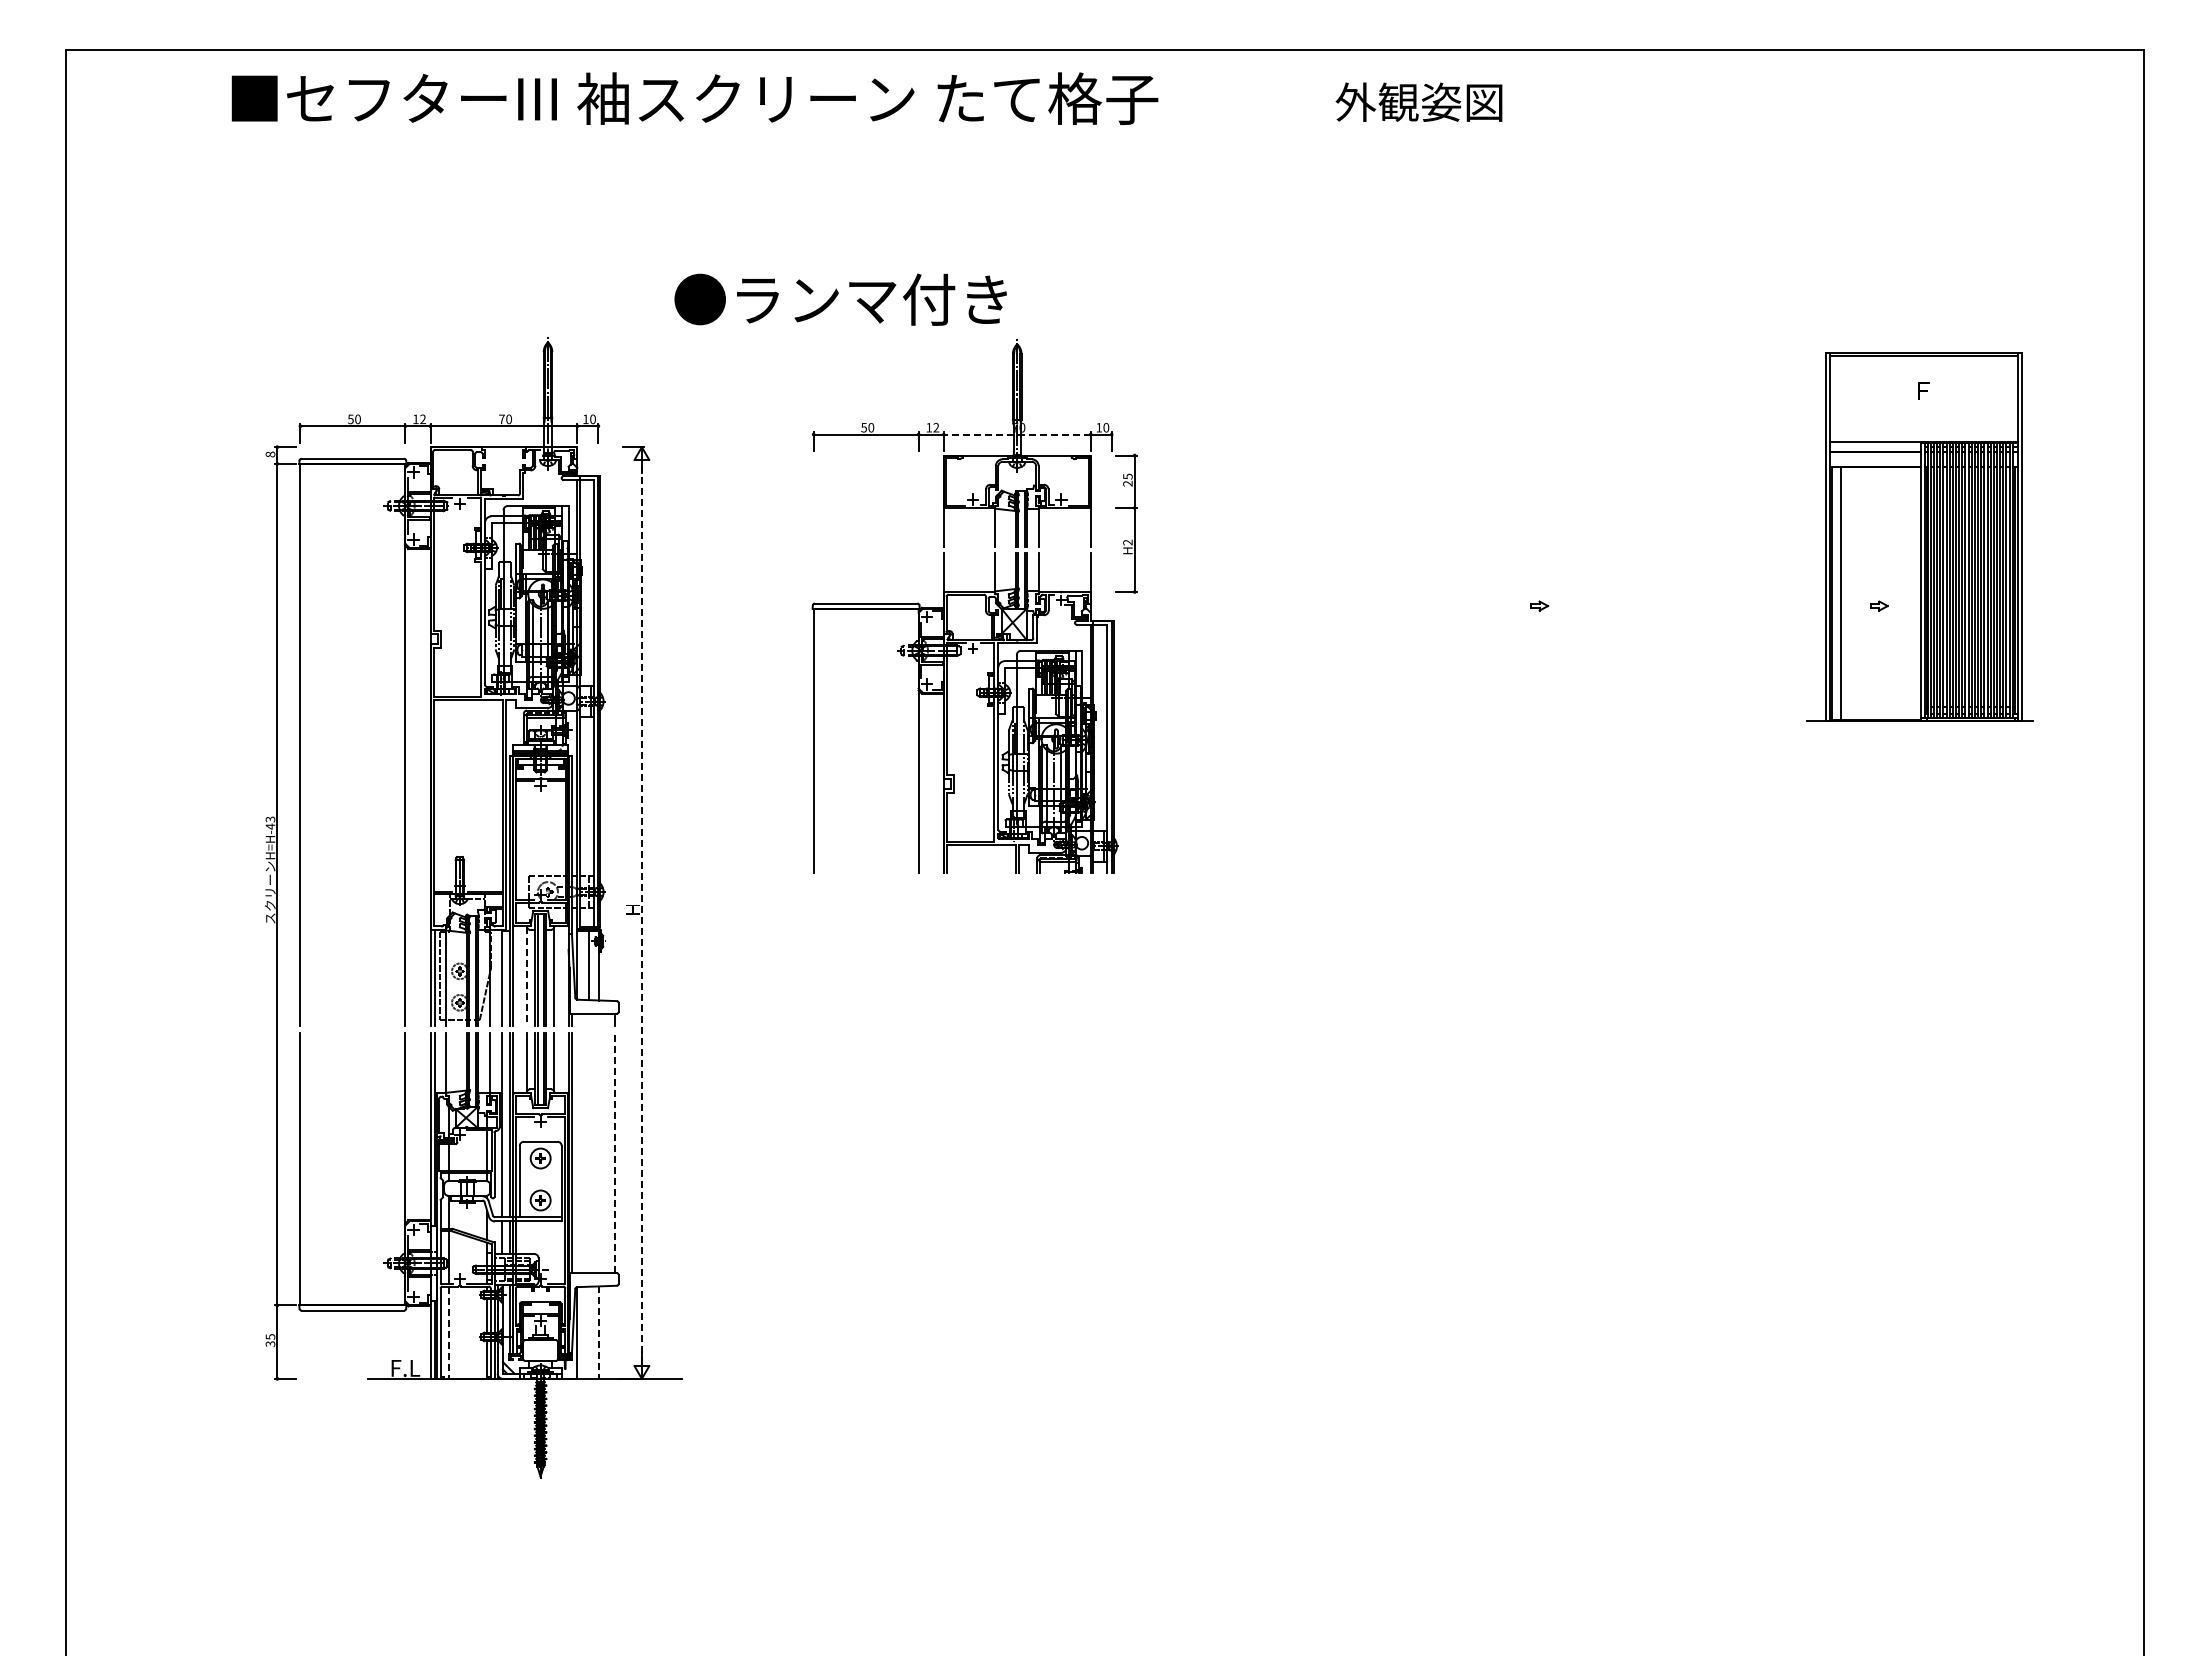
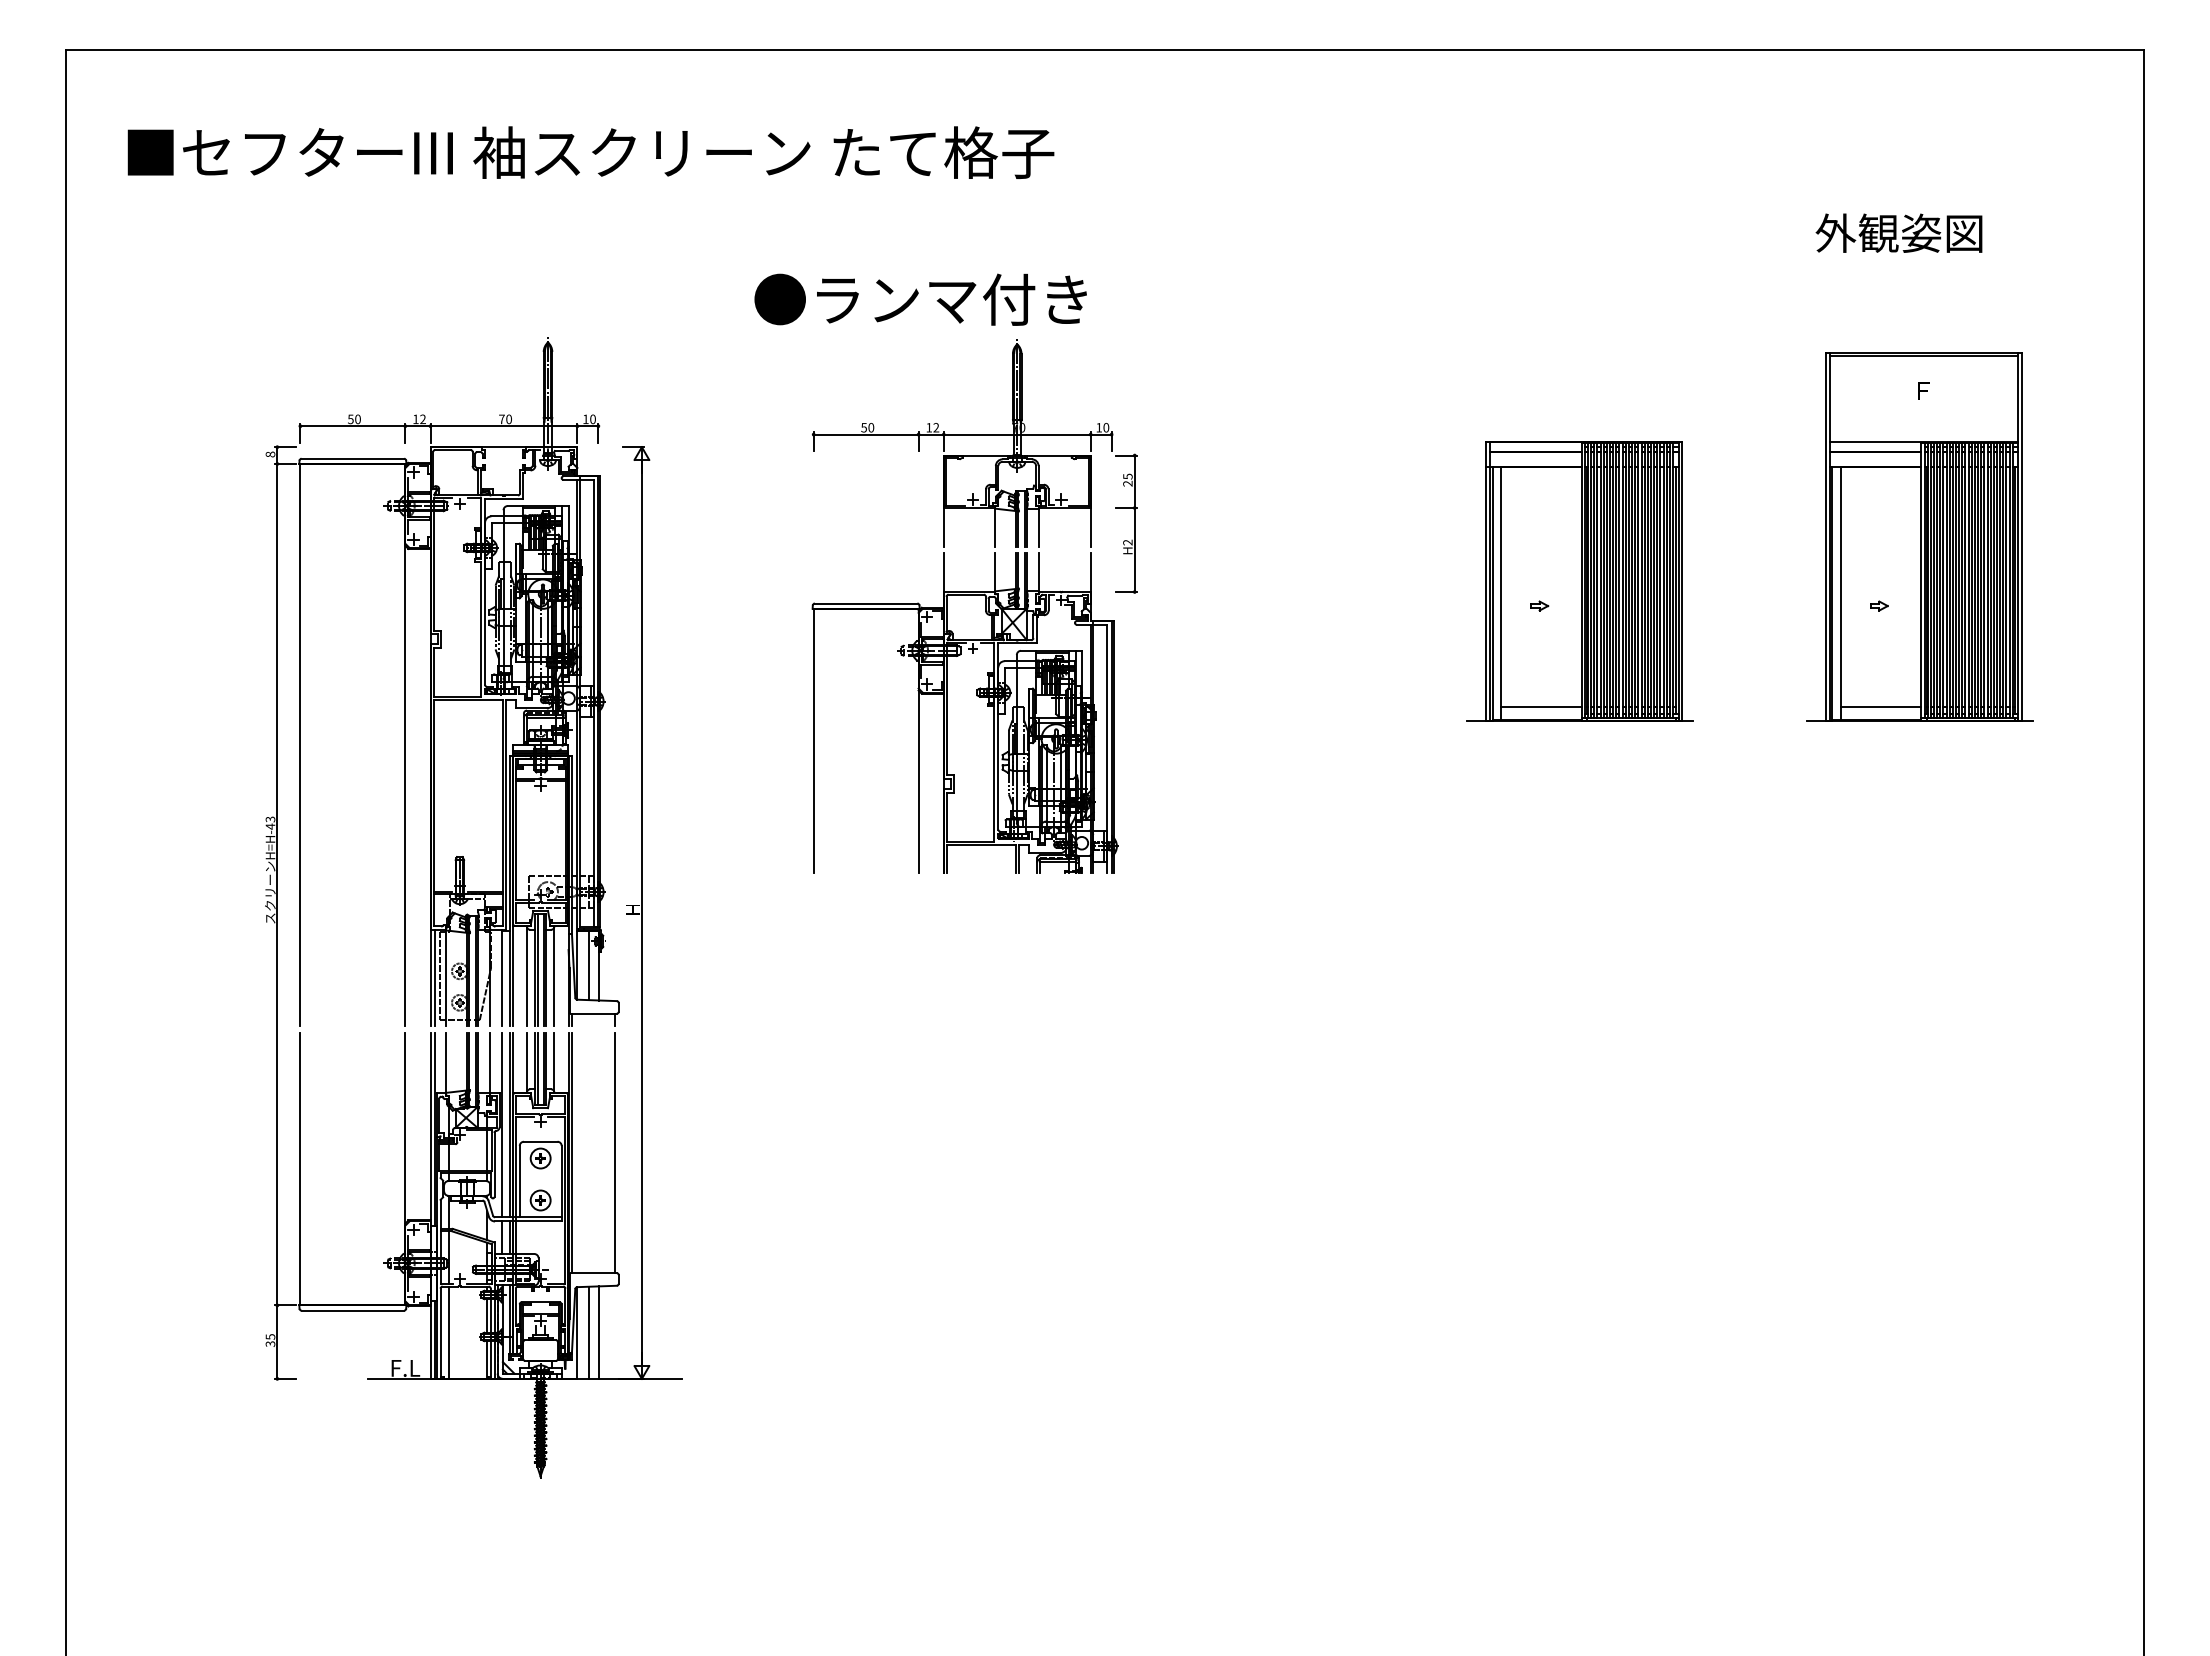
text position: (694, 98) -> (590, 152) (590, 152)
text position: (1418, 101) -> (1898, 232) (1898, 232)
text position: (840, 299) -> (920, 299) (920, 299)
line: dashed -> solid (1016, 434)
part: none -> present (1579, 581)
line: none -> present (1880, 707)
line: dashed -> solid (641, 912)
line: dashed -> solid (527, 976)
line: dashed -> solid (614, 1152)
line: none -> present (588, 1332)
line: dashed -> solid (449, 1333)
line: dashed -> solid (599, 1333)
